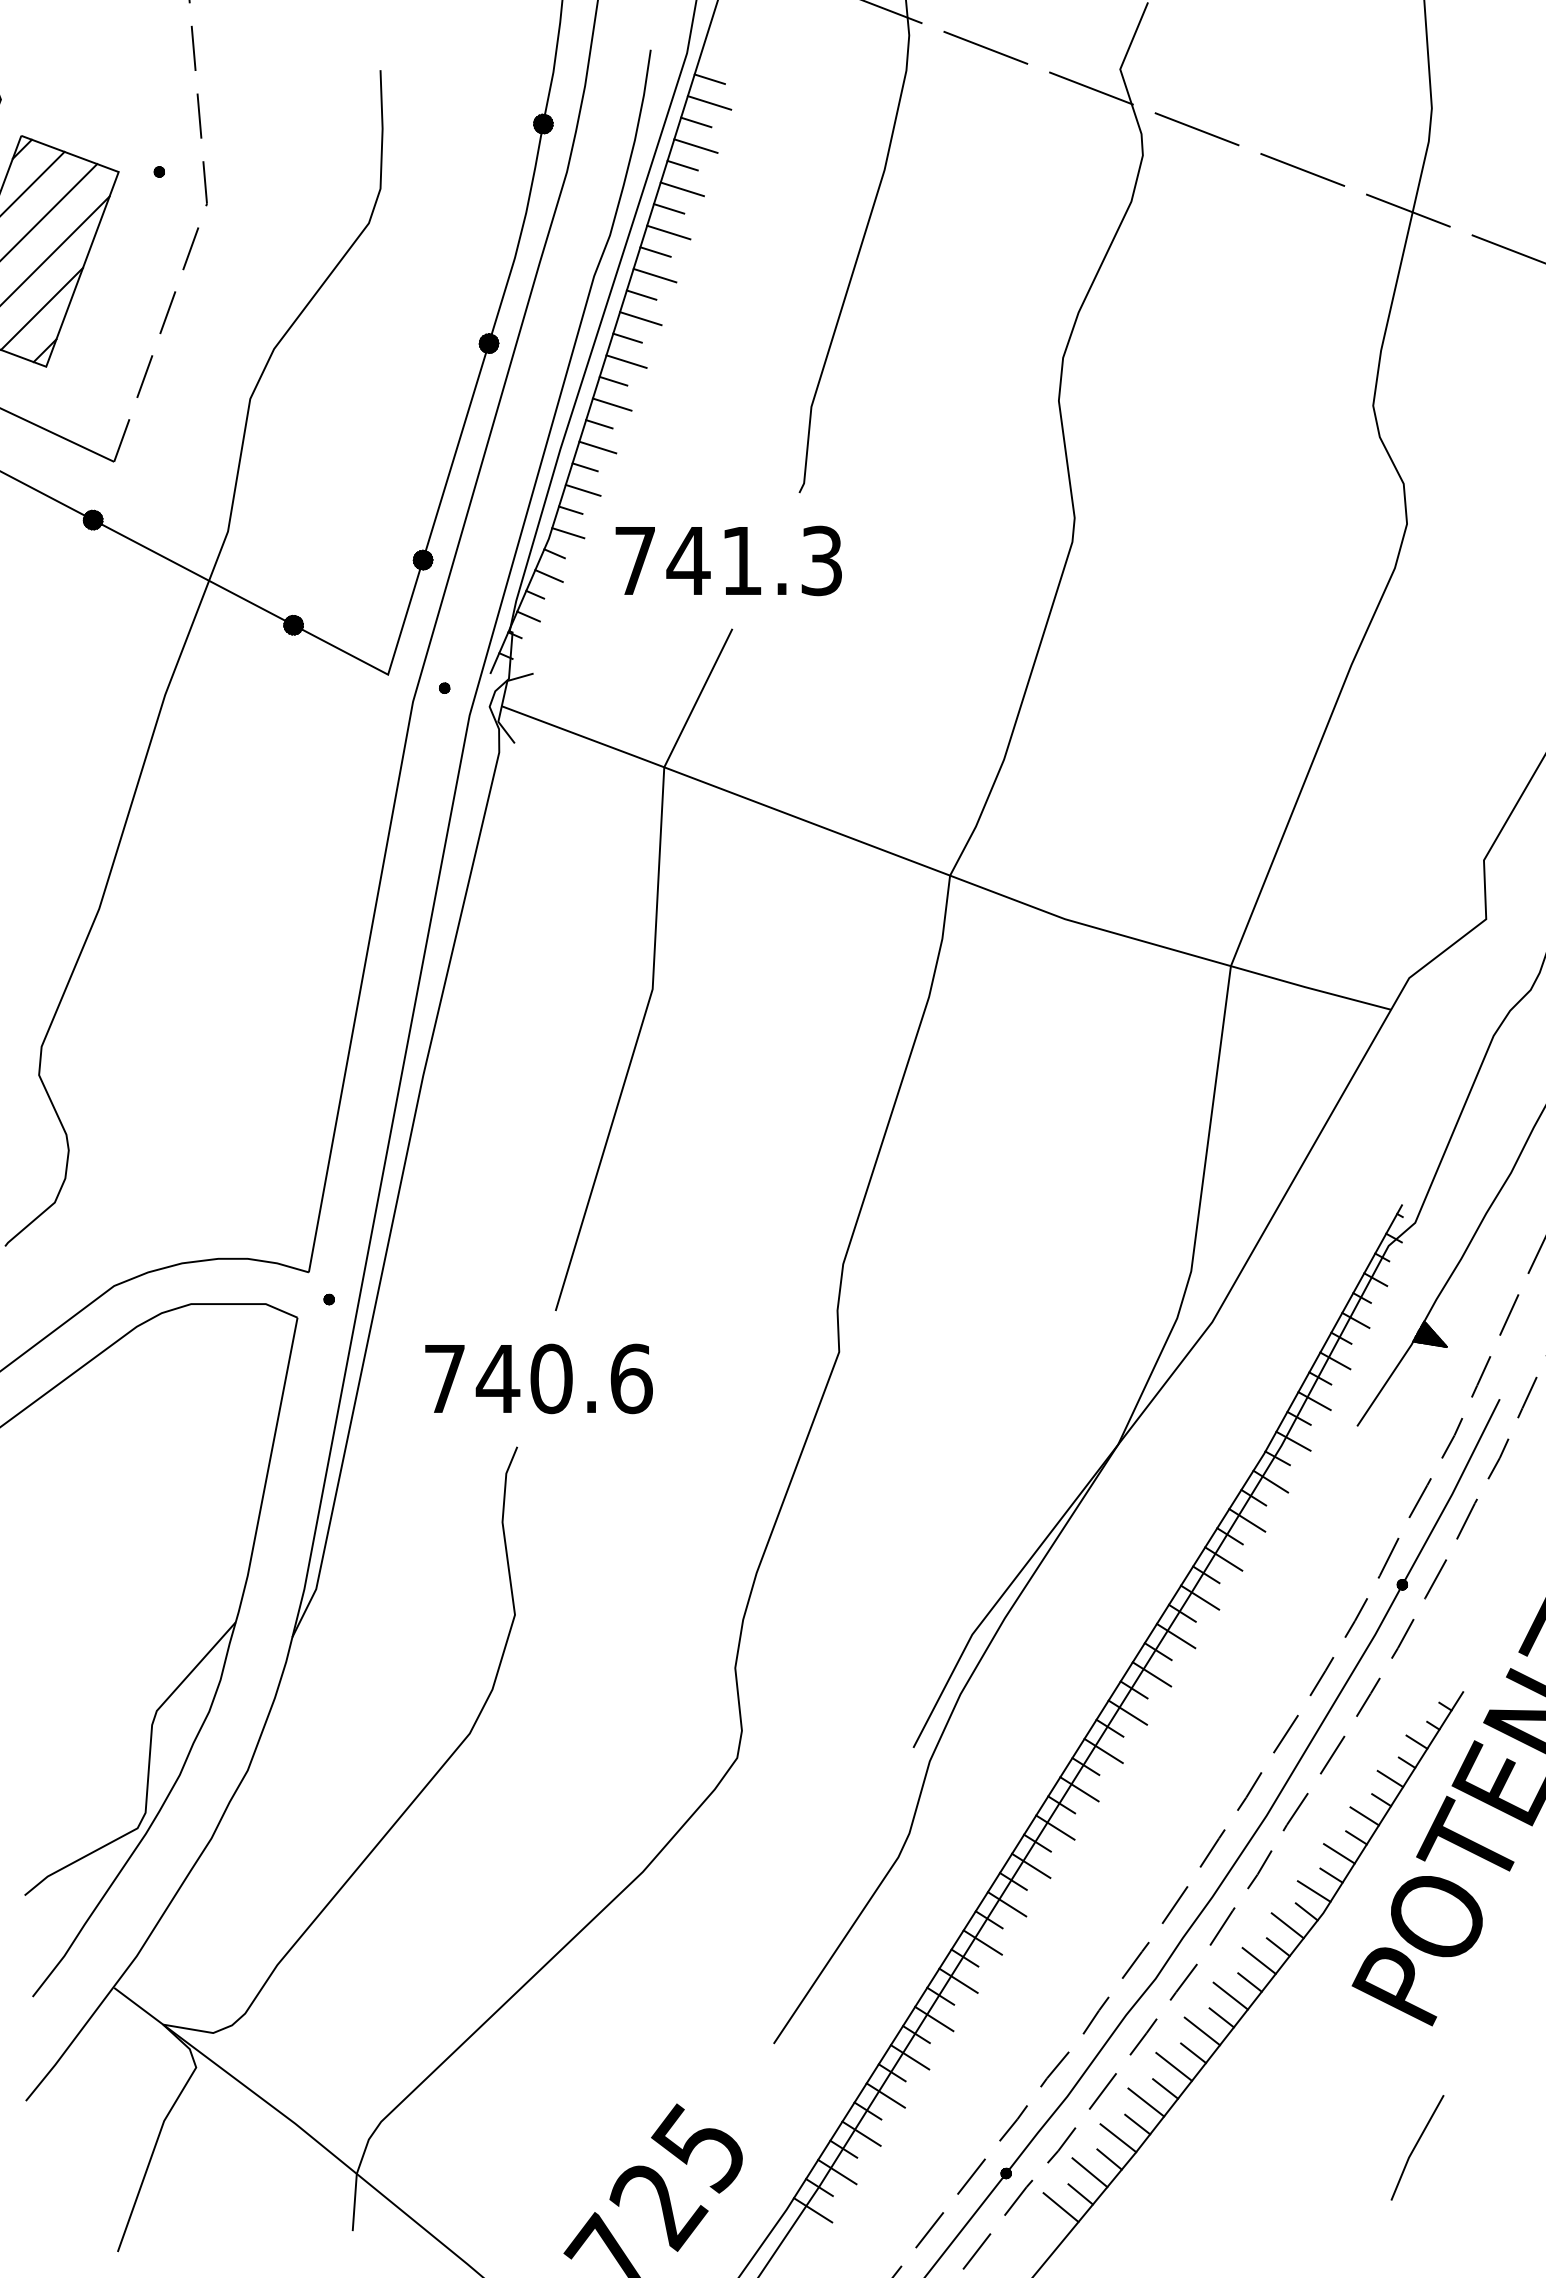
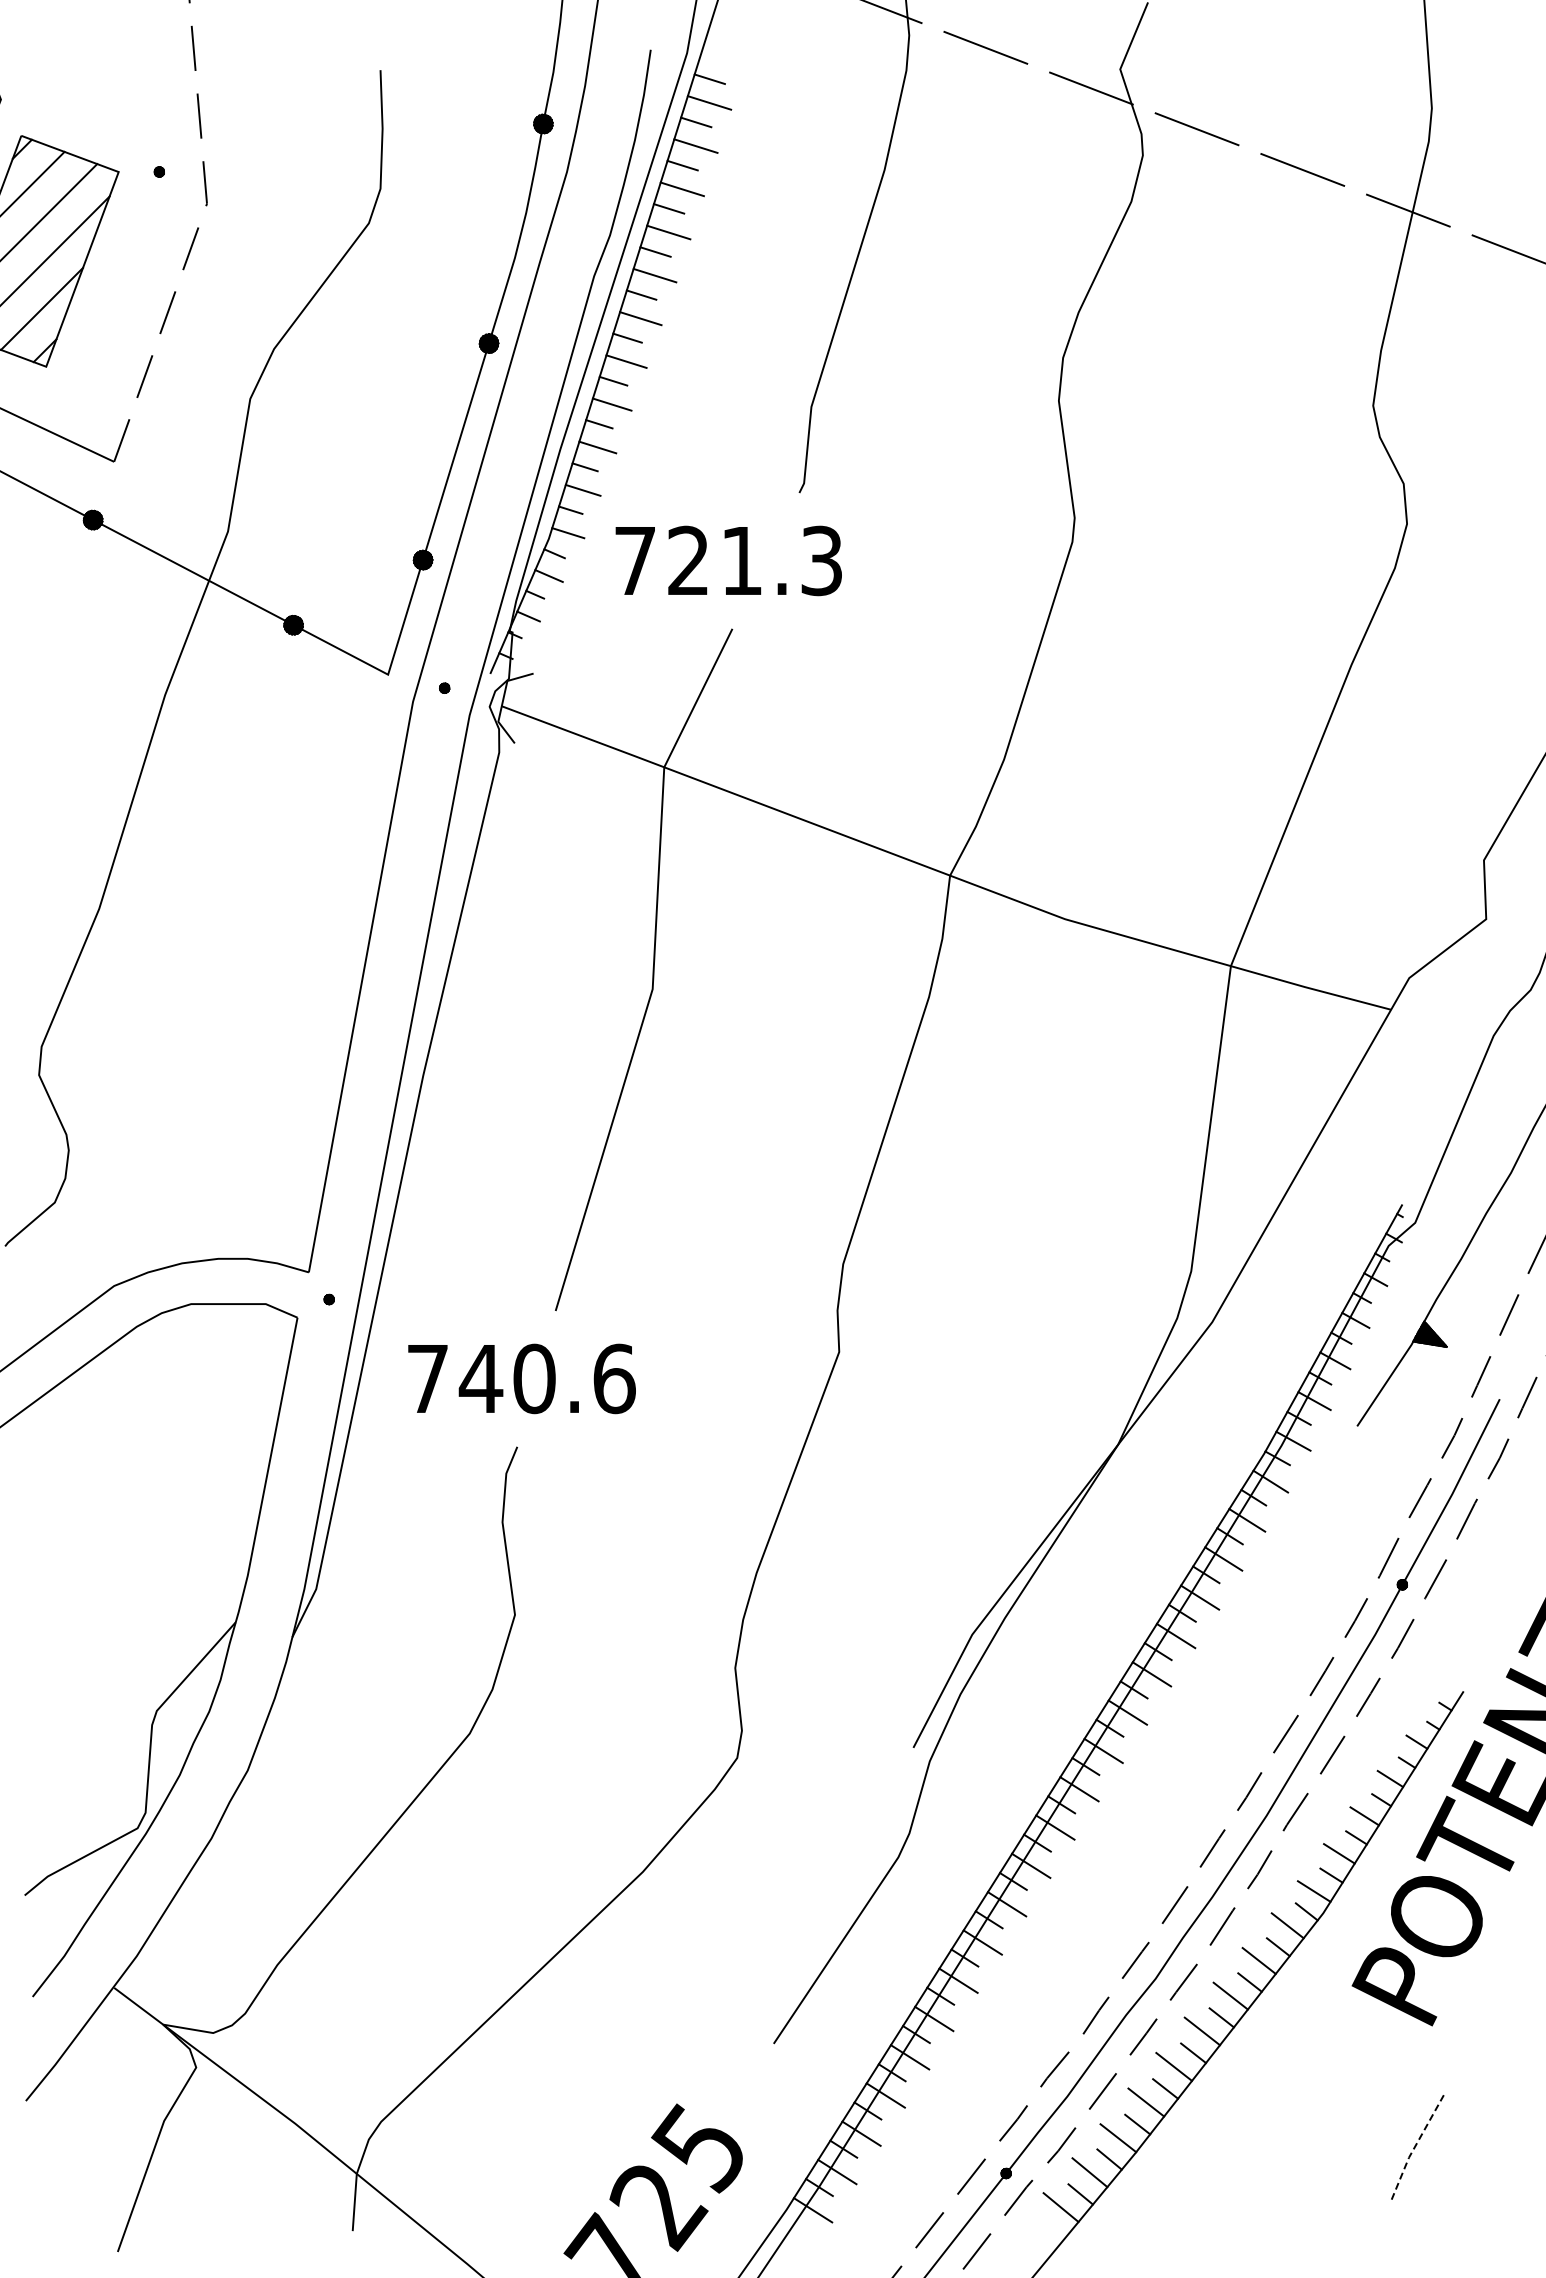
text: 741.3 -> 721.3 (688, 559)
text position: (538, 1378) -> (521, 1378) (521, 1378)
line: solid -> dashed (1414, 2147)
